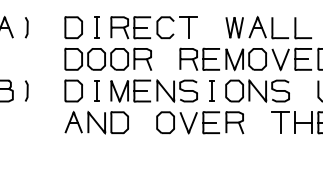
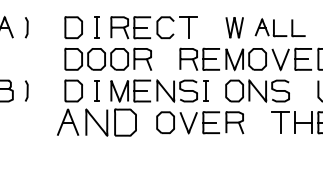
part size: 64x24 px -> 52x20 px (279, 27)
part position: (211, 90) -> (205, 90) (205, 90)
part size: 65x24 px -> 80x29 px (96, 122)
